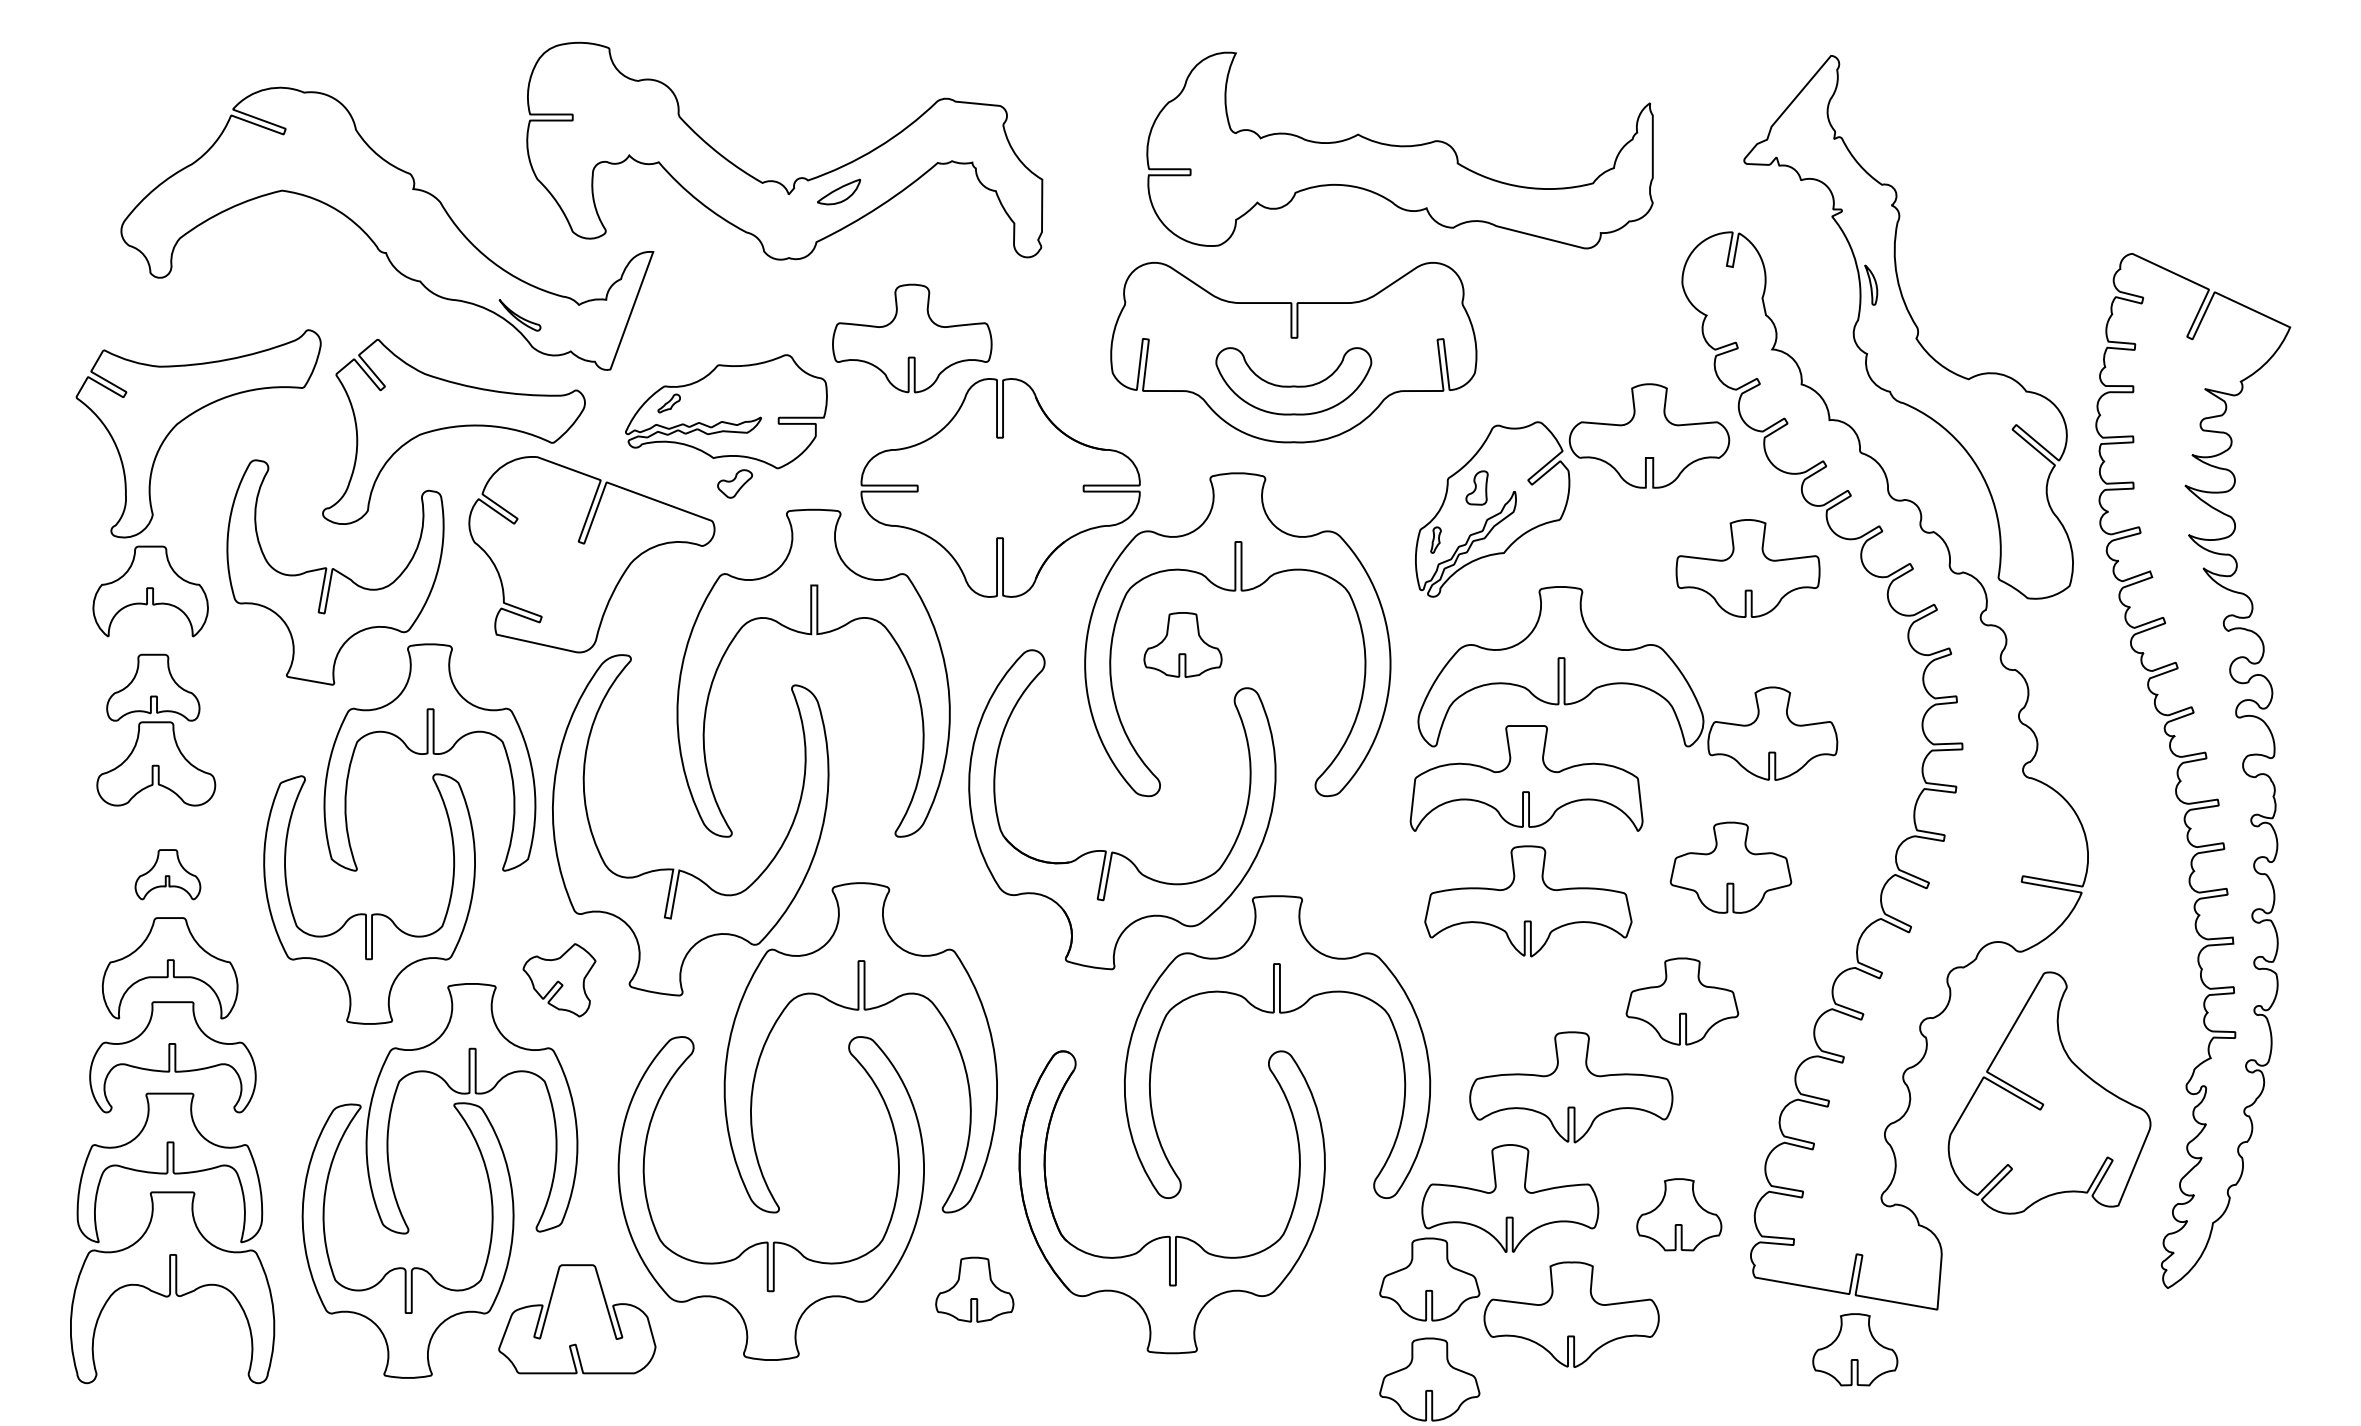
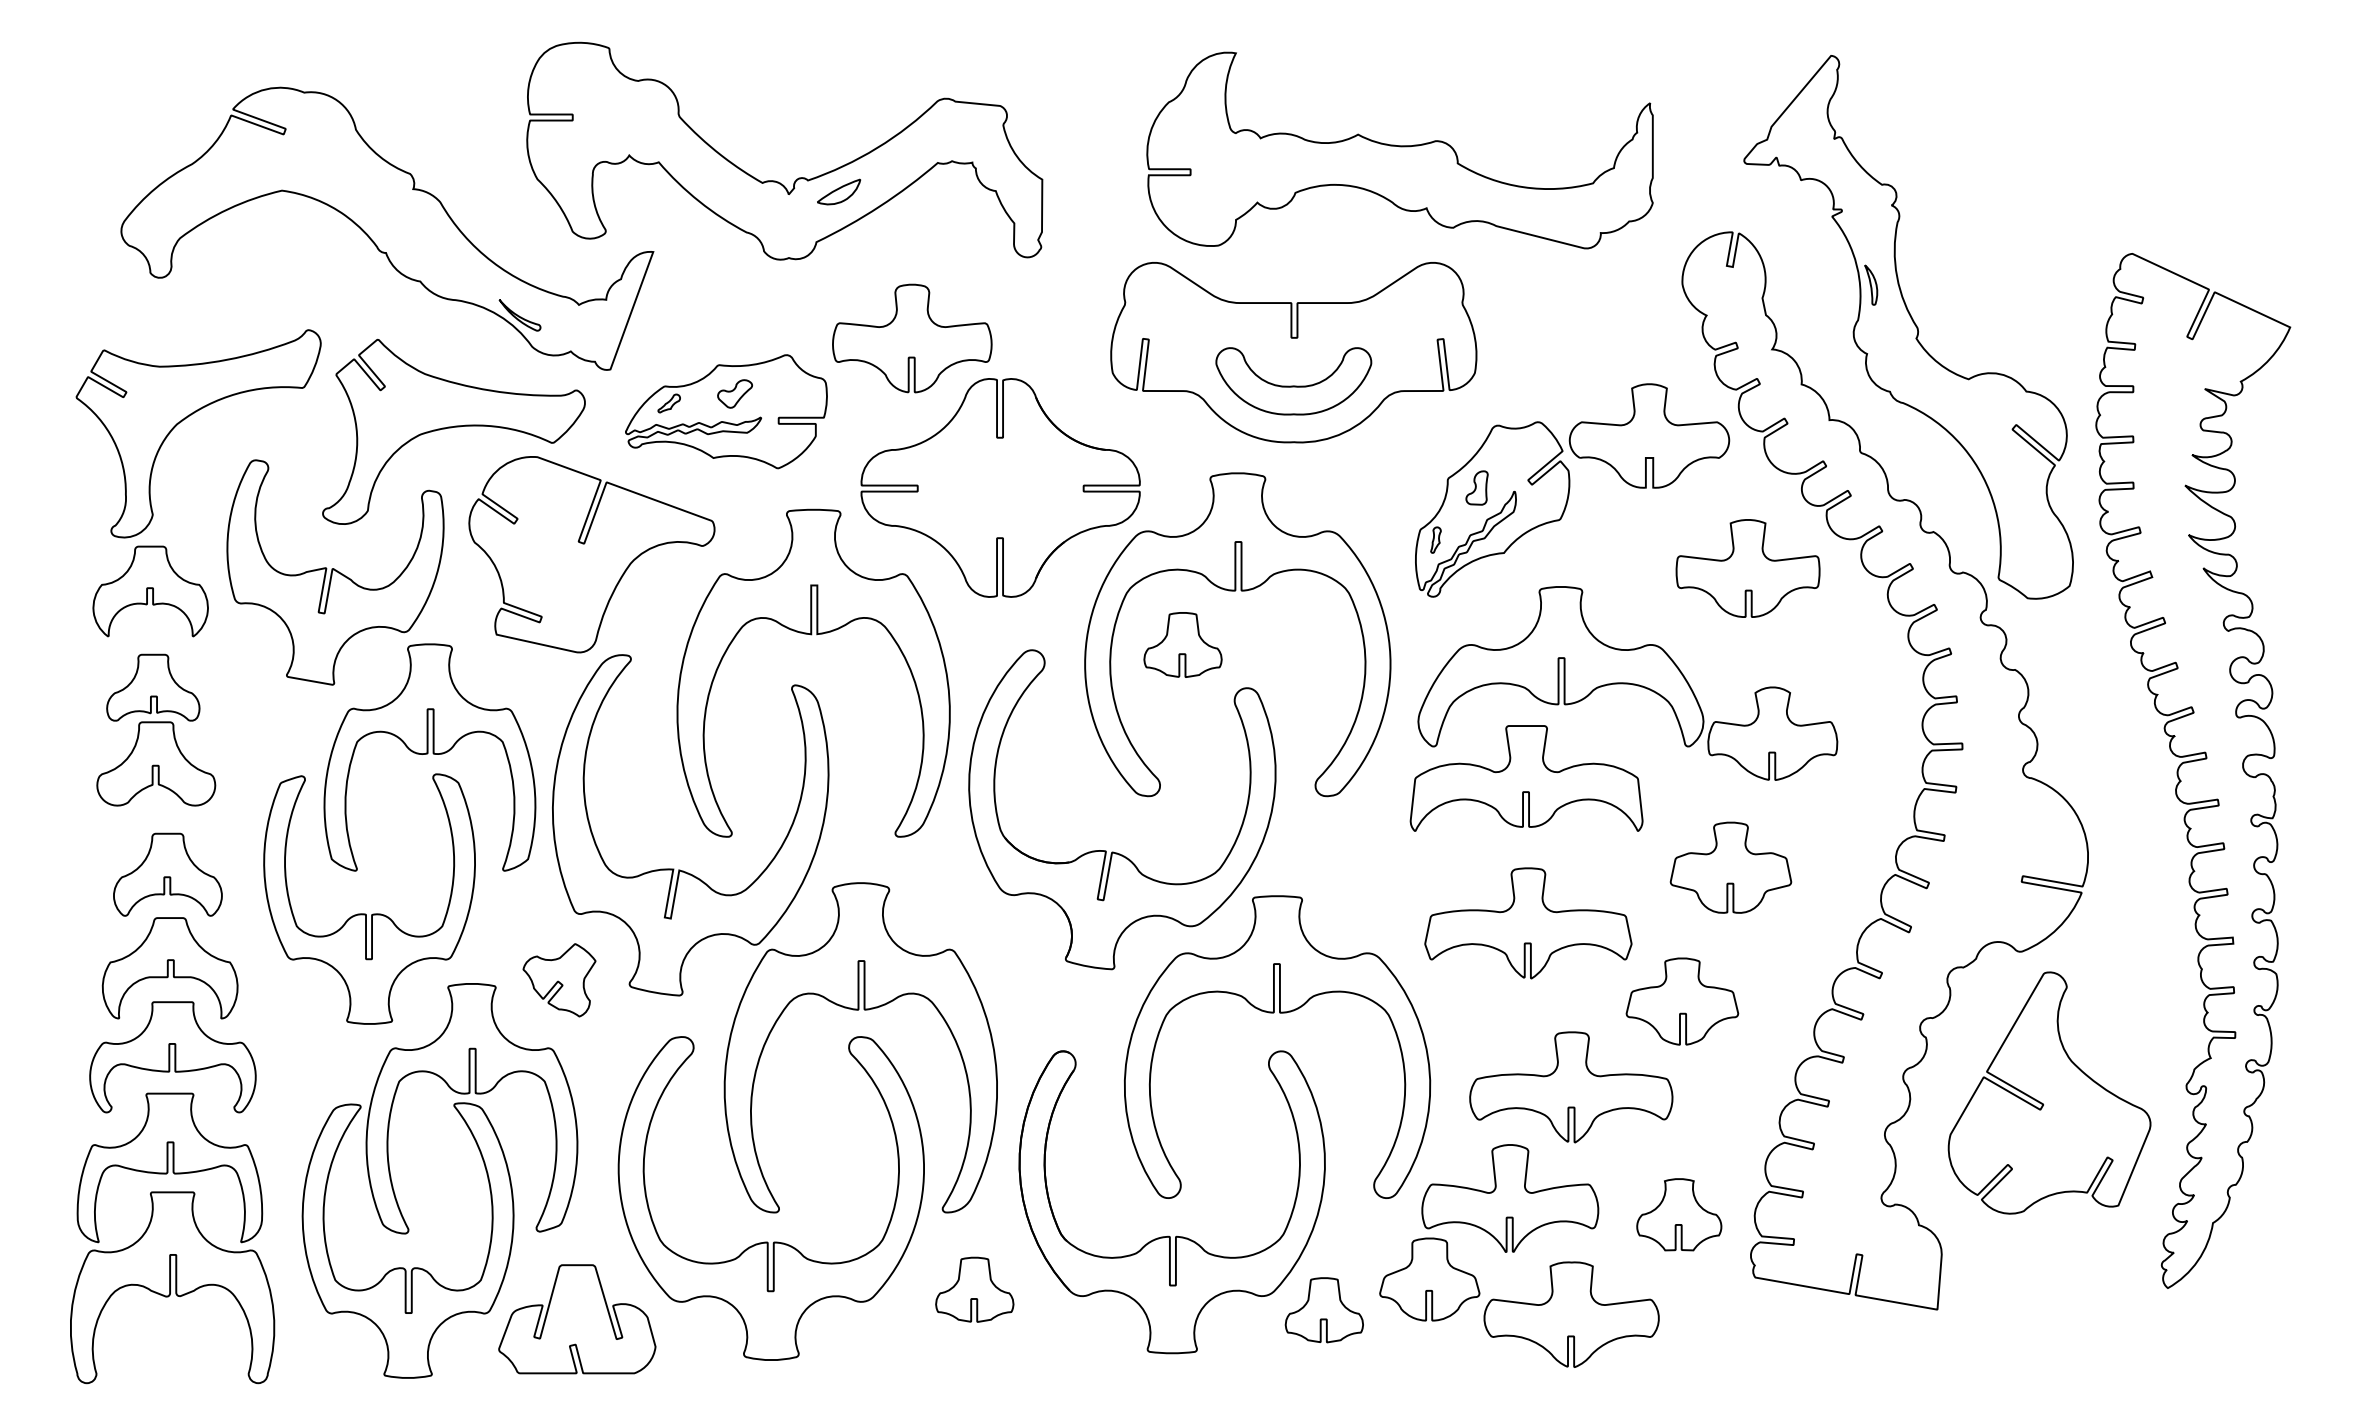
part position: (734, 483) -> (734, 393) (734, 393)
part size: 68x52 px -> 110x85 px (167, 874)
part position: (1528, 901) -> (1528, 923) (1528, 923)
part: none -> present (1323, 1310)
part: present -> none (1855, 1349)
part: present -> none (1429, 1379)
